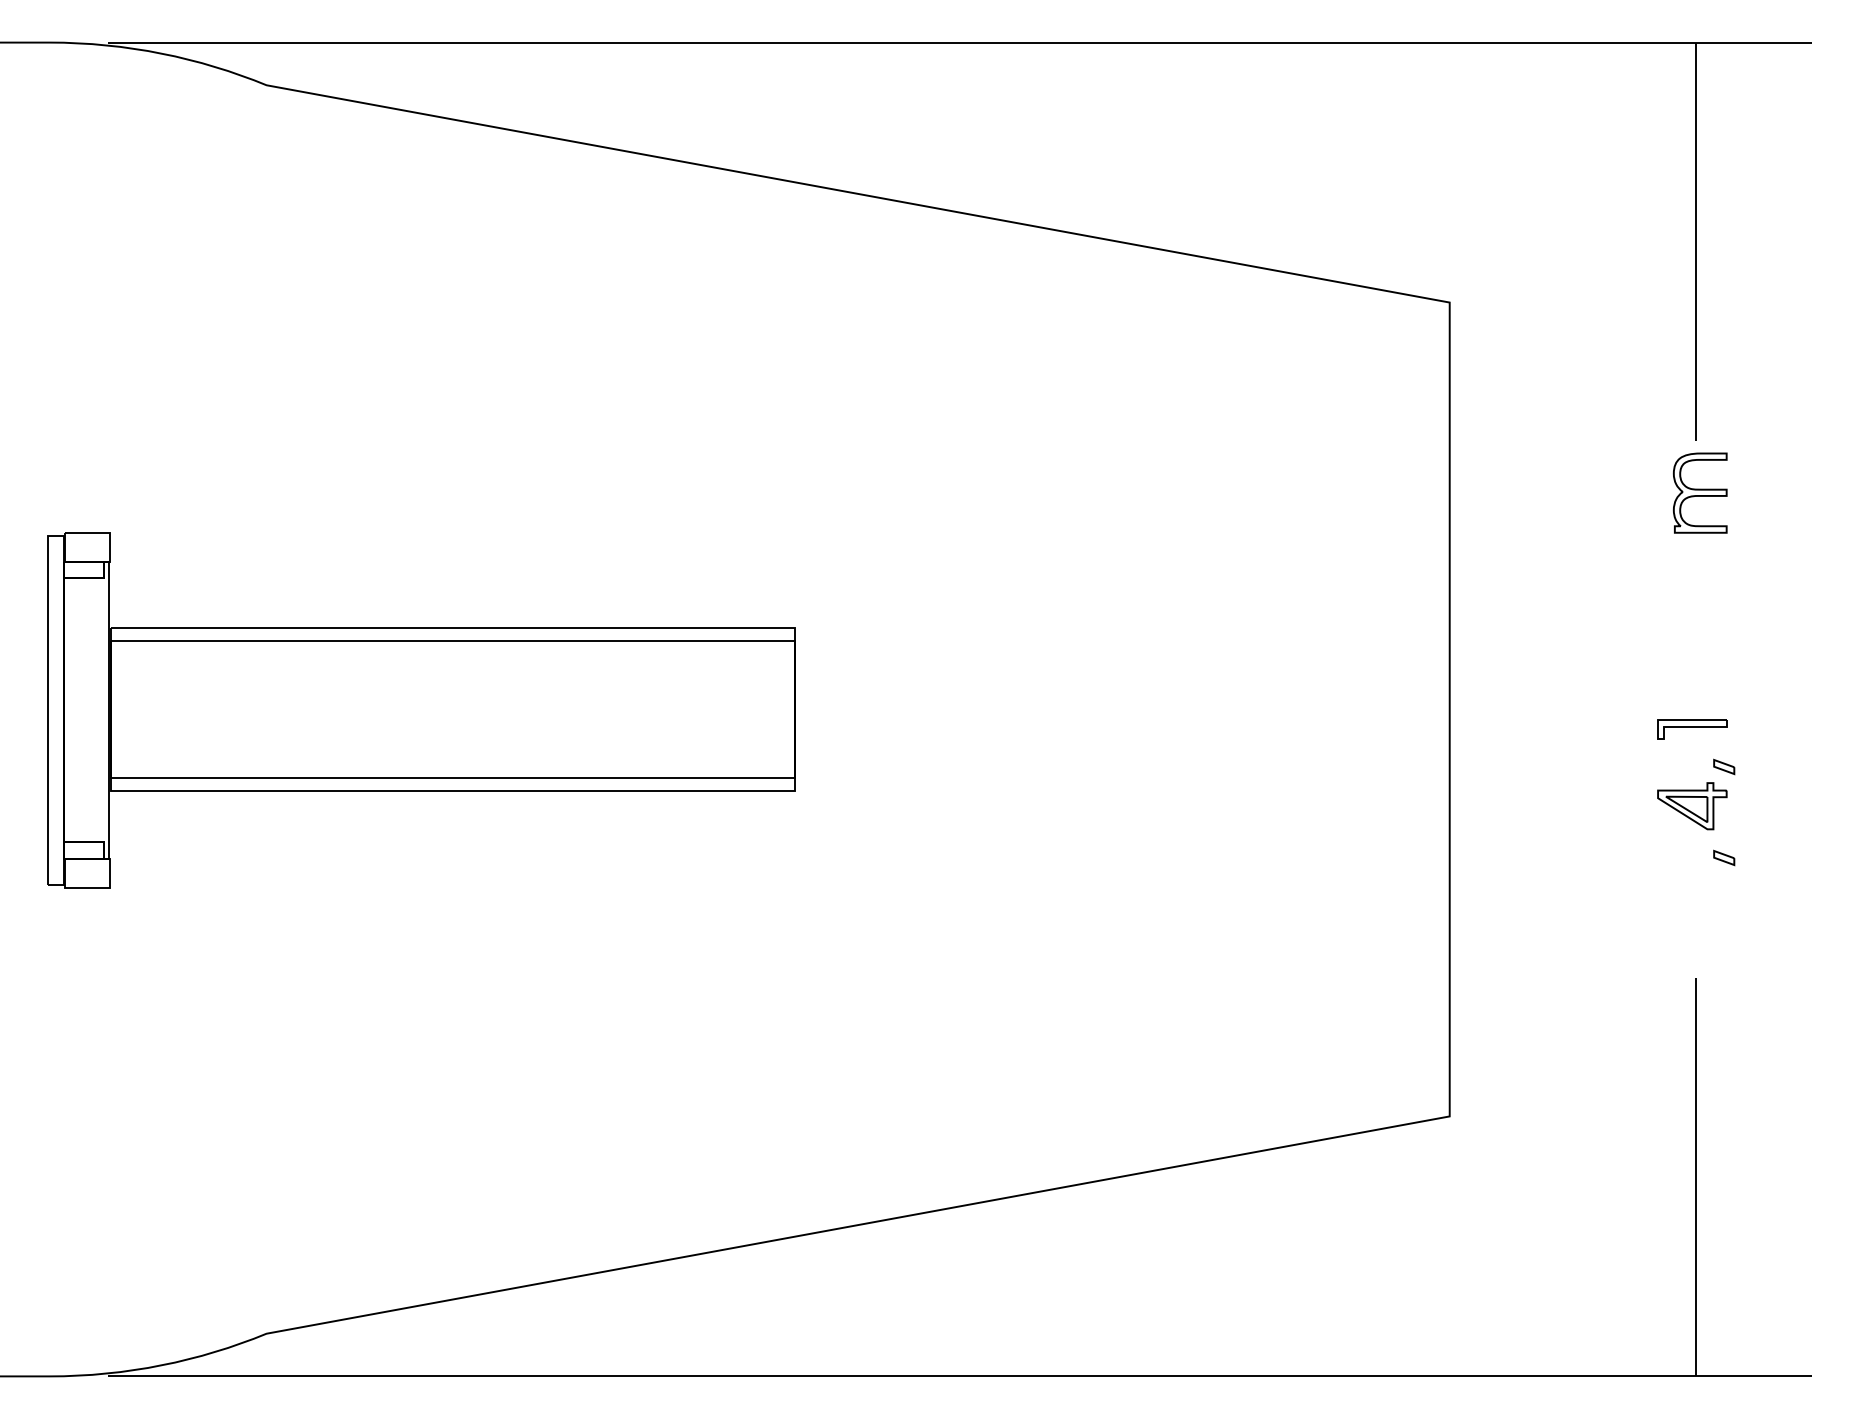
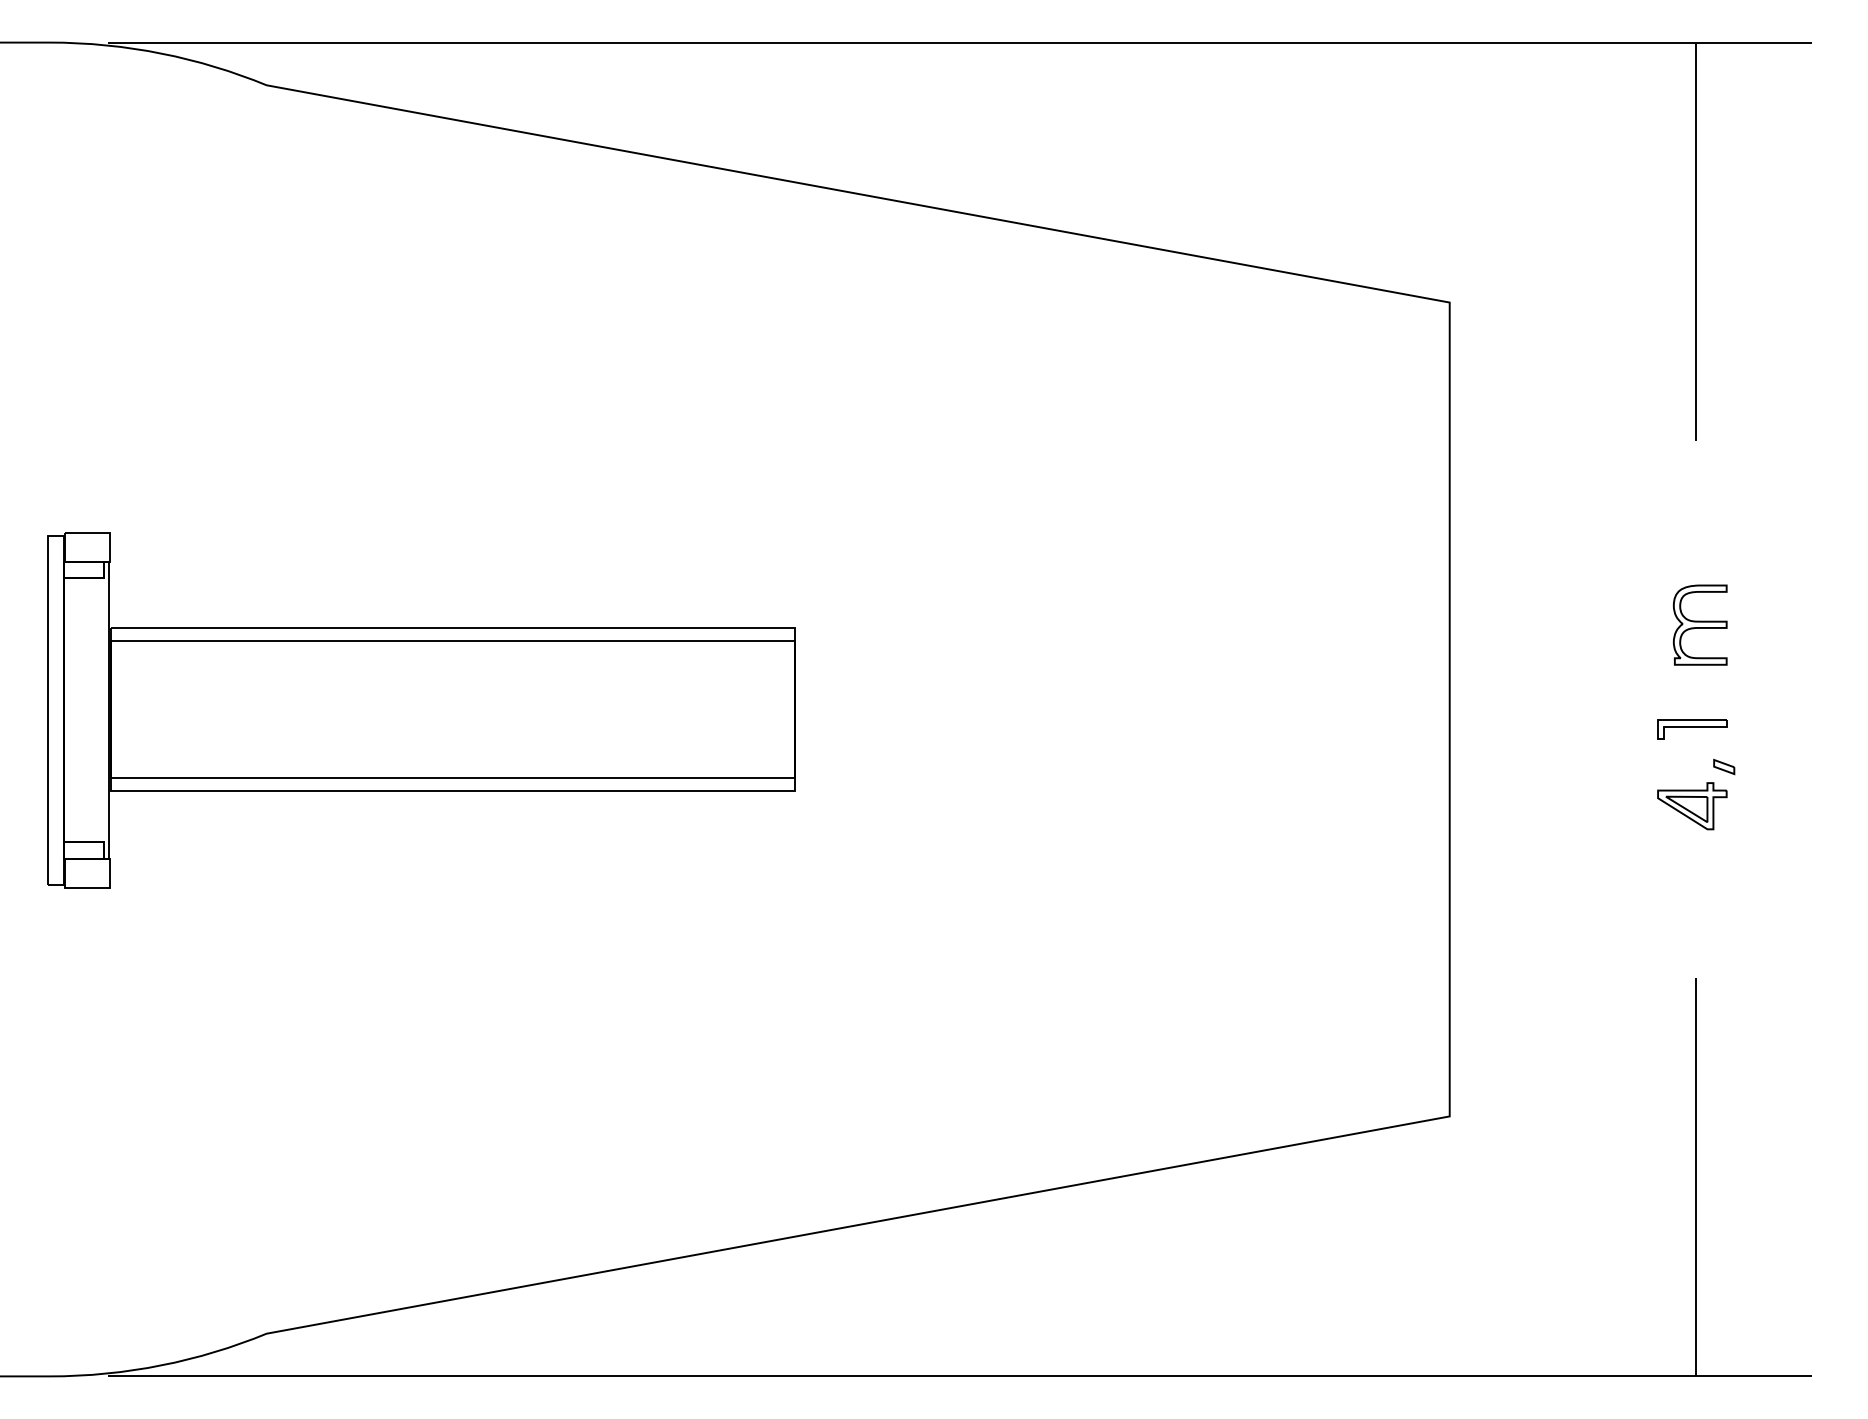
part position: (1699, 492) -> (1699, 624) (1699, 624)
part: present -> none (1724, 857)
